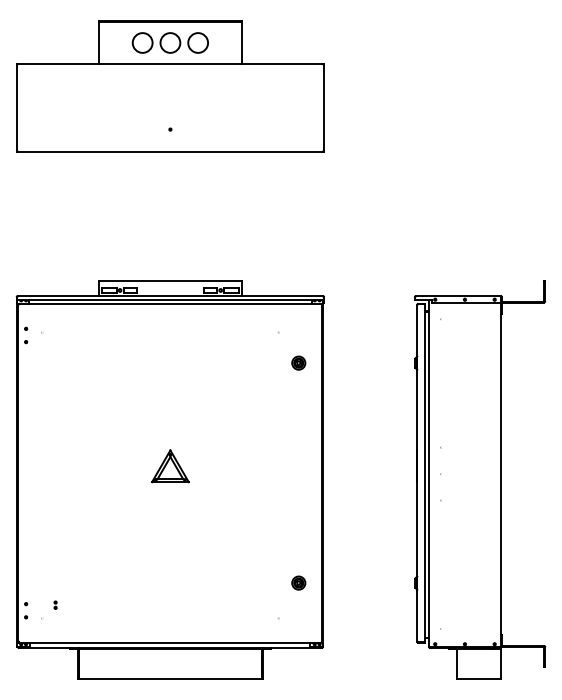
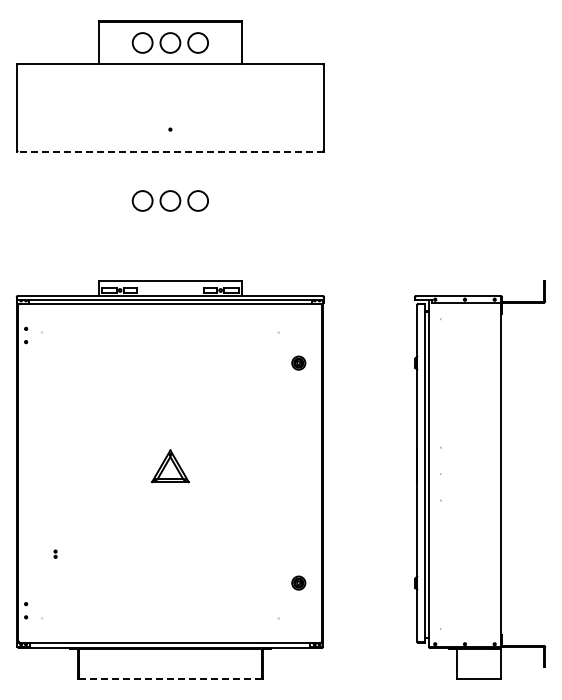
line: solid -> dashed (169, 151)
part: none -> present (169, 200)
part position: (55, 604) -> (55, 553) (55, 553)
line: solid -> dashed (170, 679)
